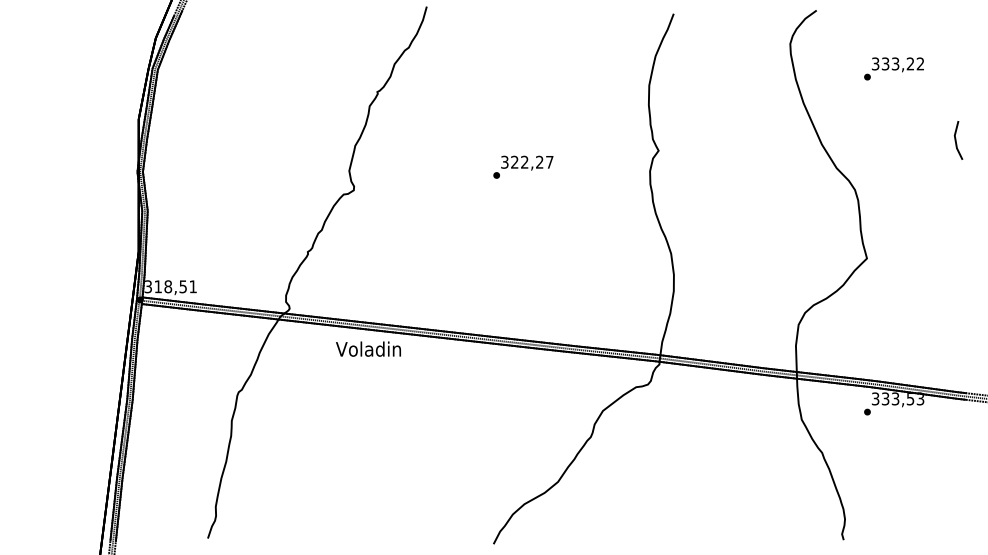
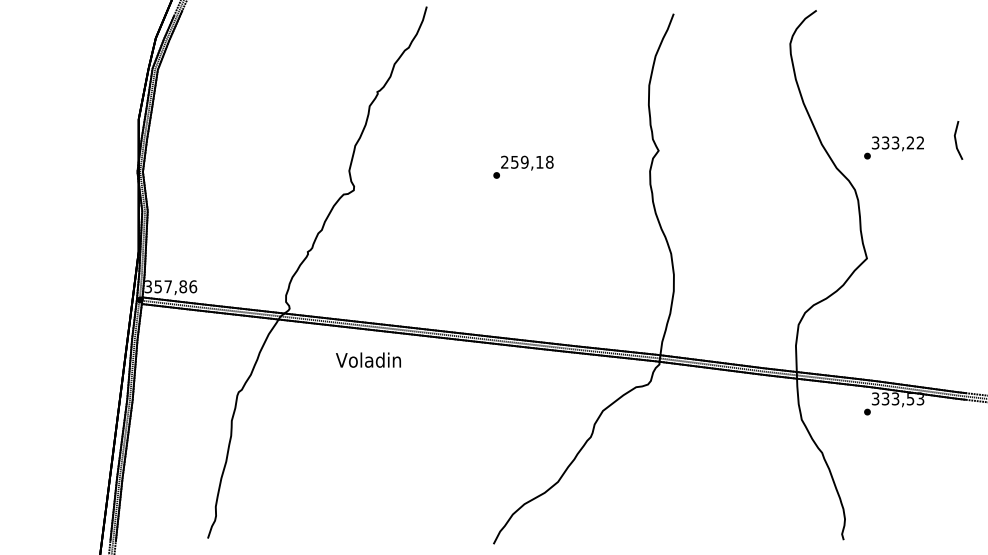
text position: (893, 68) -> (893, 147) (893, 147)
text: 322,27 -> 259,18 (527, 161)
text: 318,51 -> 357,86 (175, 286)
text position: (368, 348) -> (368, 359) (368, 359)
